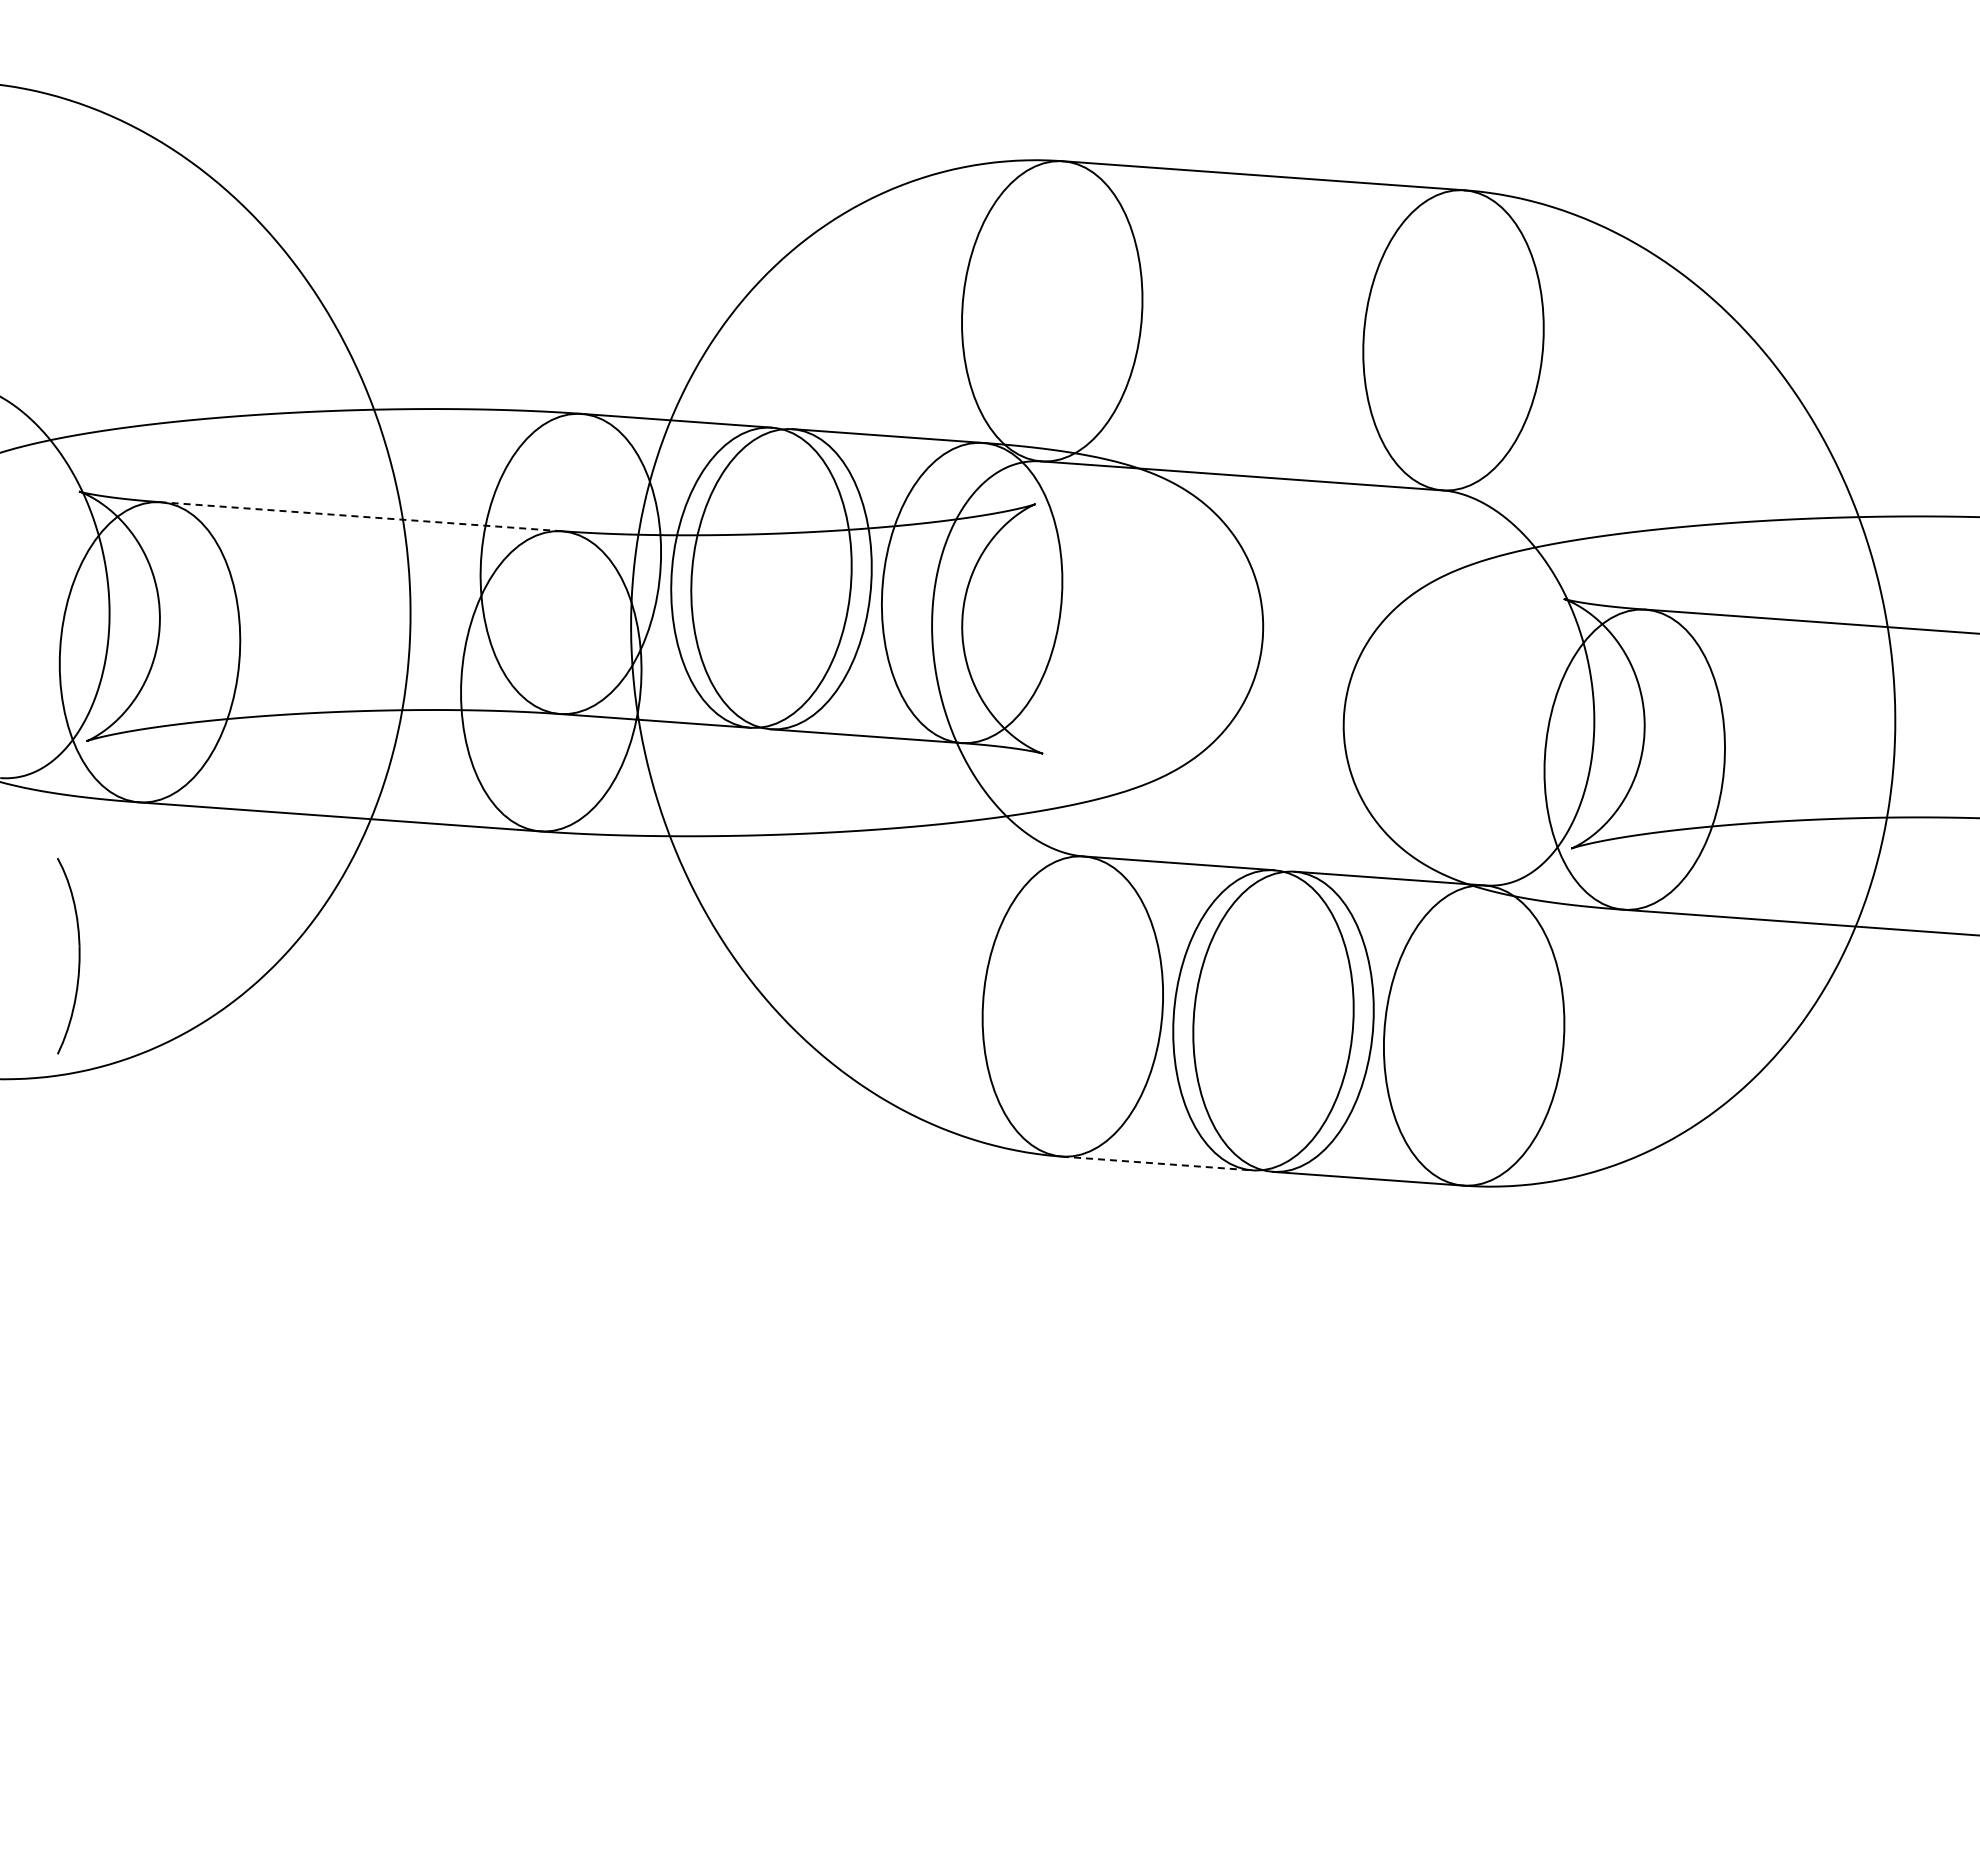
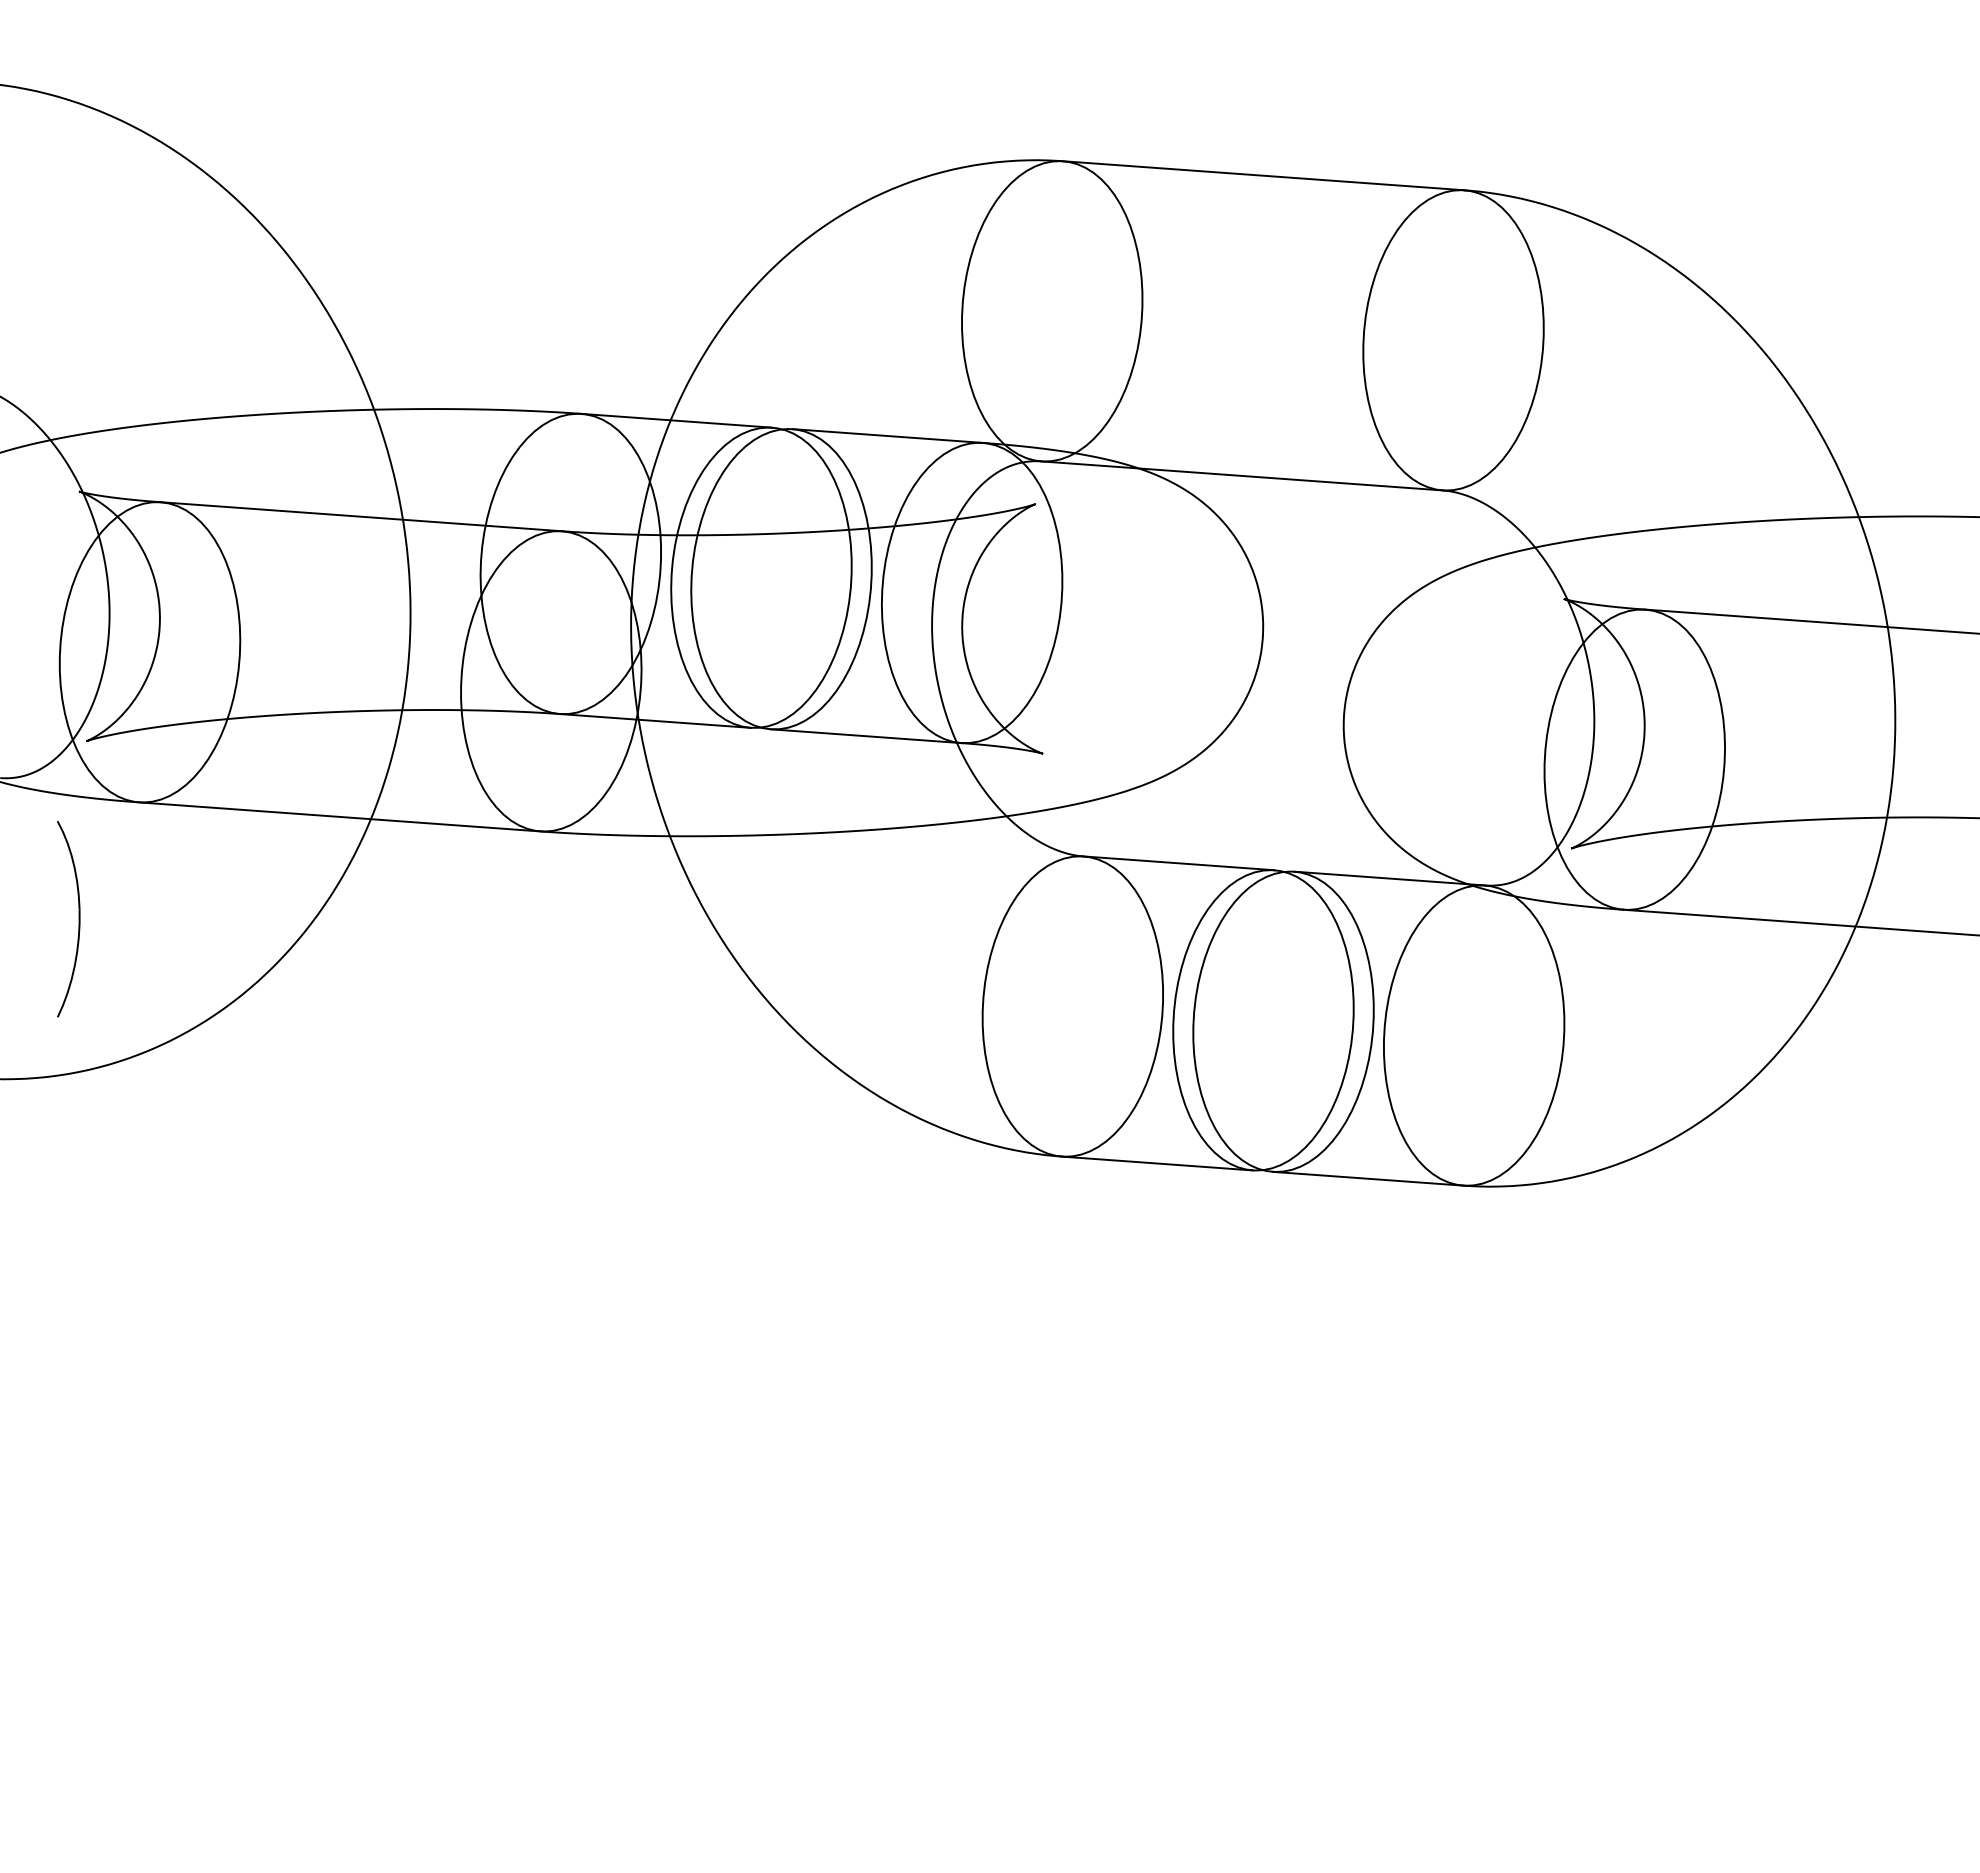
line: dashed -> solid (361, 516)
part position: (78, 956) -> (78, 919) (78, 919)
line: dashed -> solid (1157, 1163)
